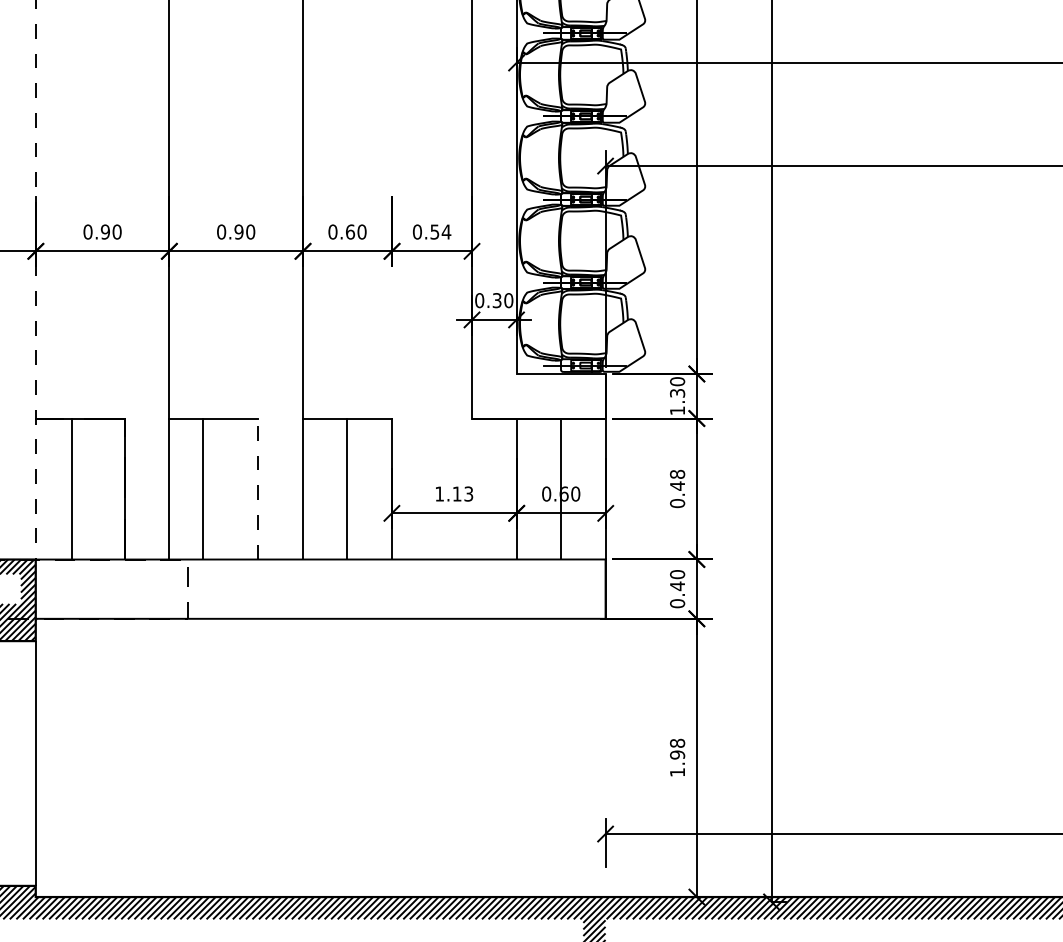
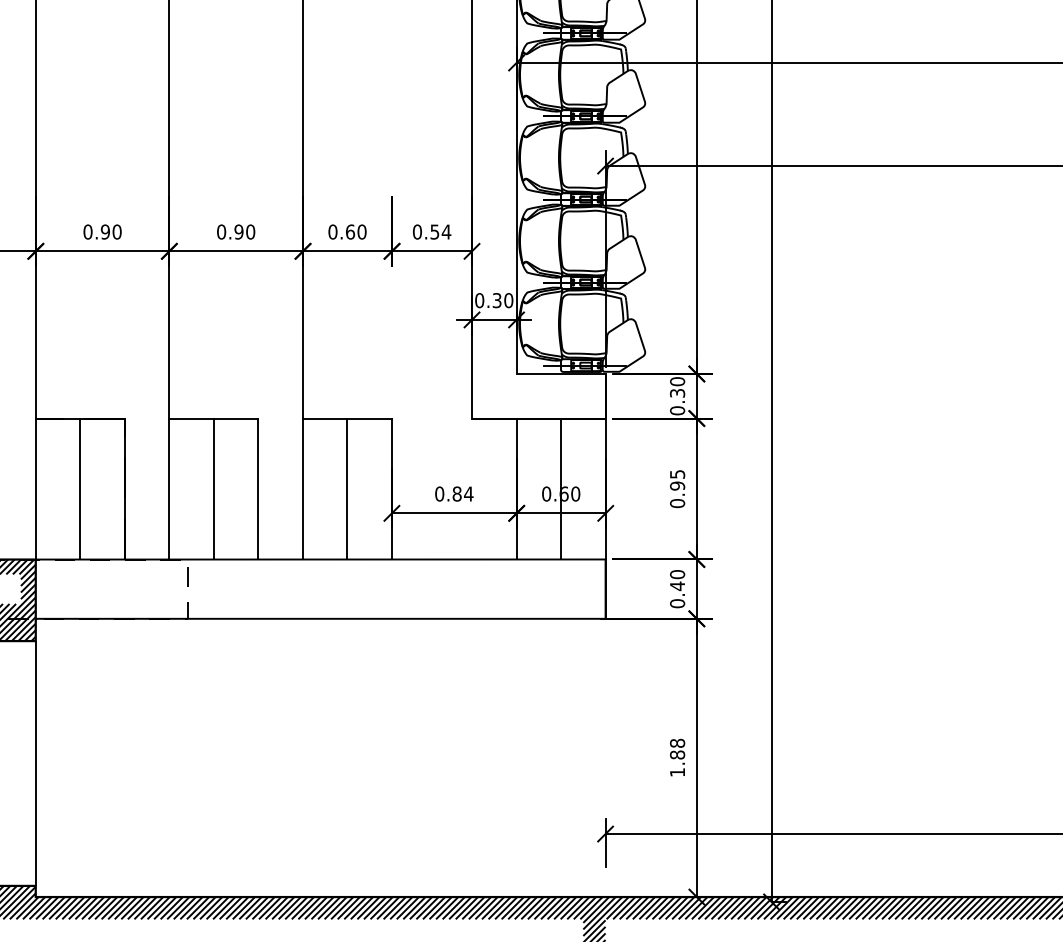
line: dashed -> solid (35, 280)
text: 1.30 -> 0.30 (677, 410)
text: 0.48 -> 0.95 (677, 479)
line position: (72, 488) -> (80, 488) (80, 488)
line position: (202, 488) -> (213, 488) (213, 488)
line: dashed -> solid (258, 488)
text: 1.13 -> 0.84 (454, 493)
text: 1.98 -> 1.88 (677, 754)
